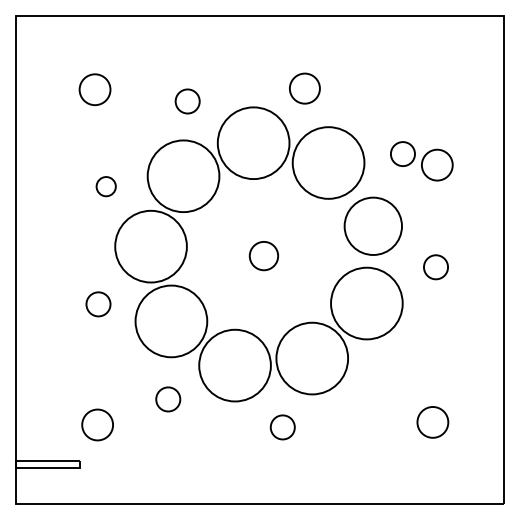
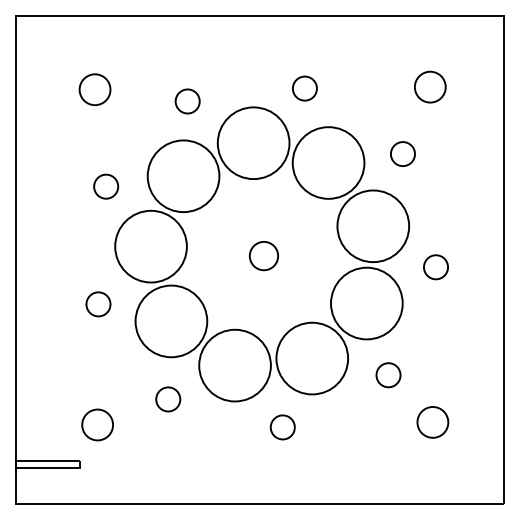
circle size: 32x33 px -> 26x27 px (304, 88)
circle position: (437, 164) -> (430, 86) (430, 86)
circle size: 22x22 px -> 27x27 px (106, 186)
circle diameter: 57 px -> 72 px (373, 226)
circle: none -> present (388, 375)
